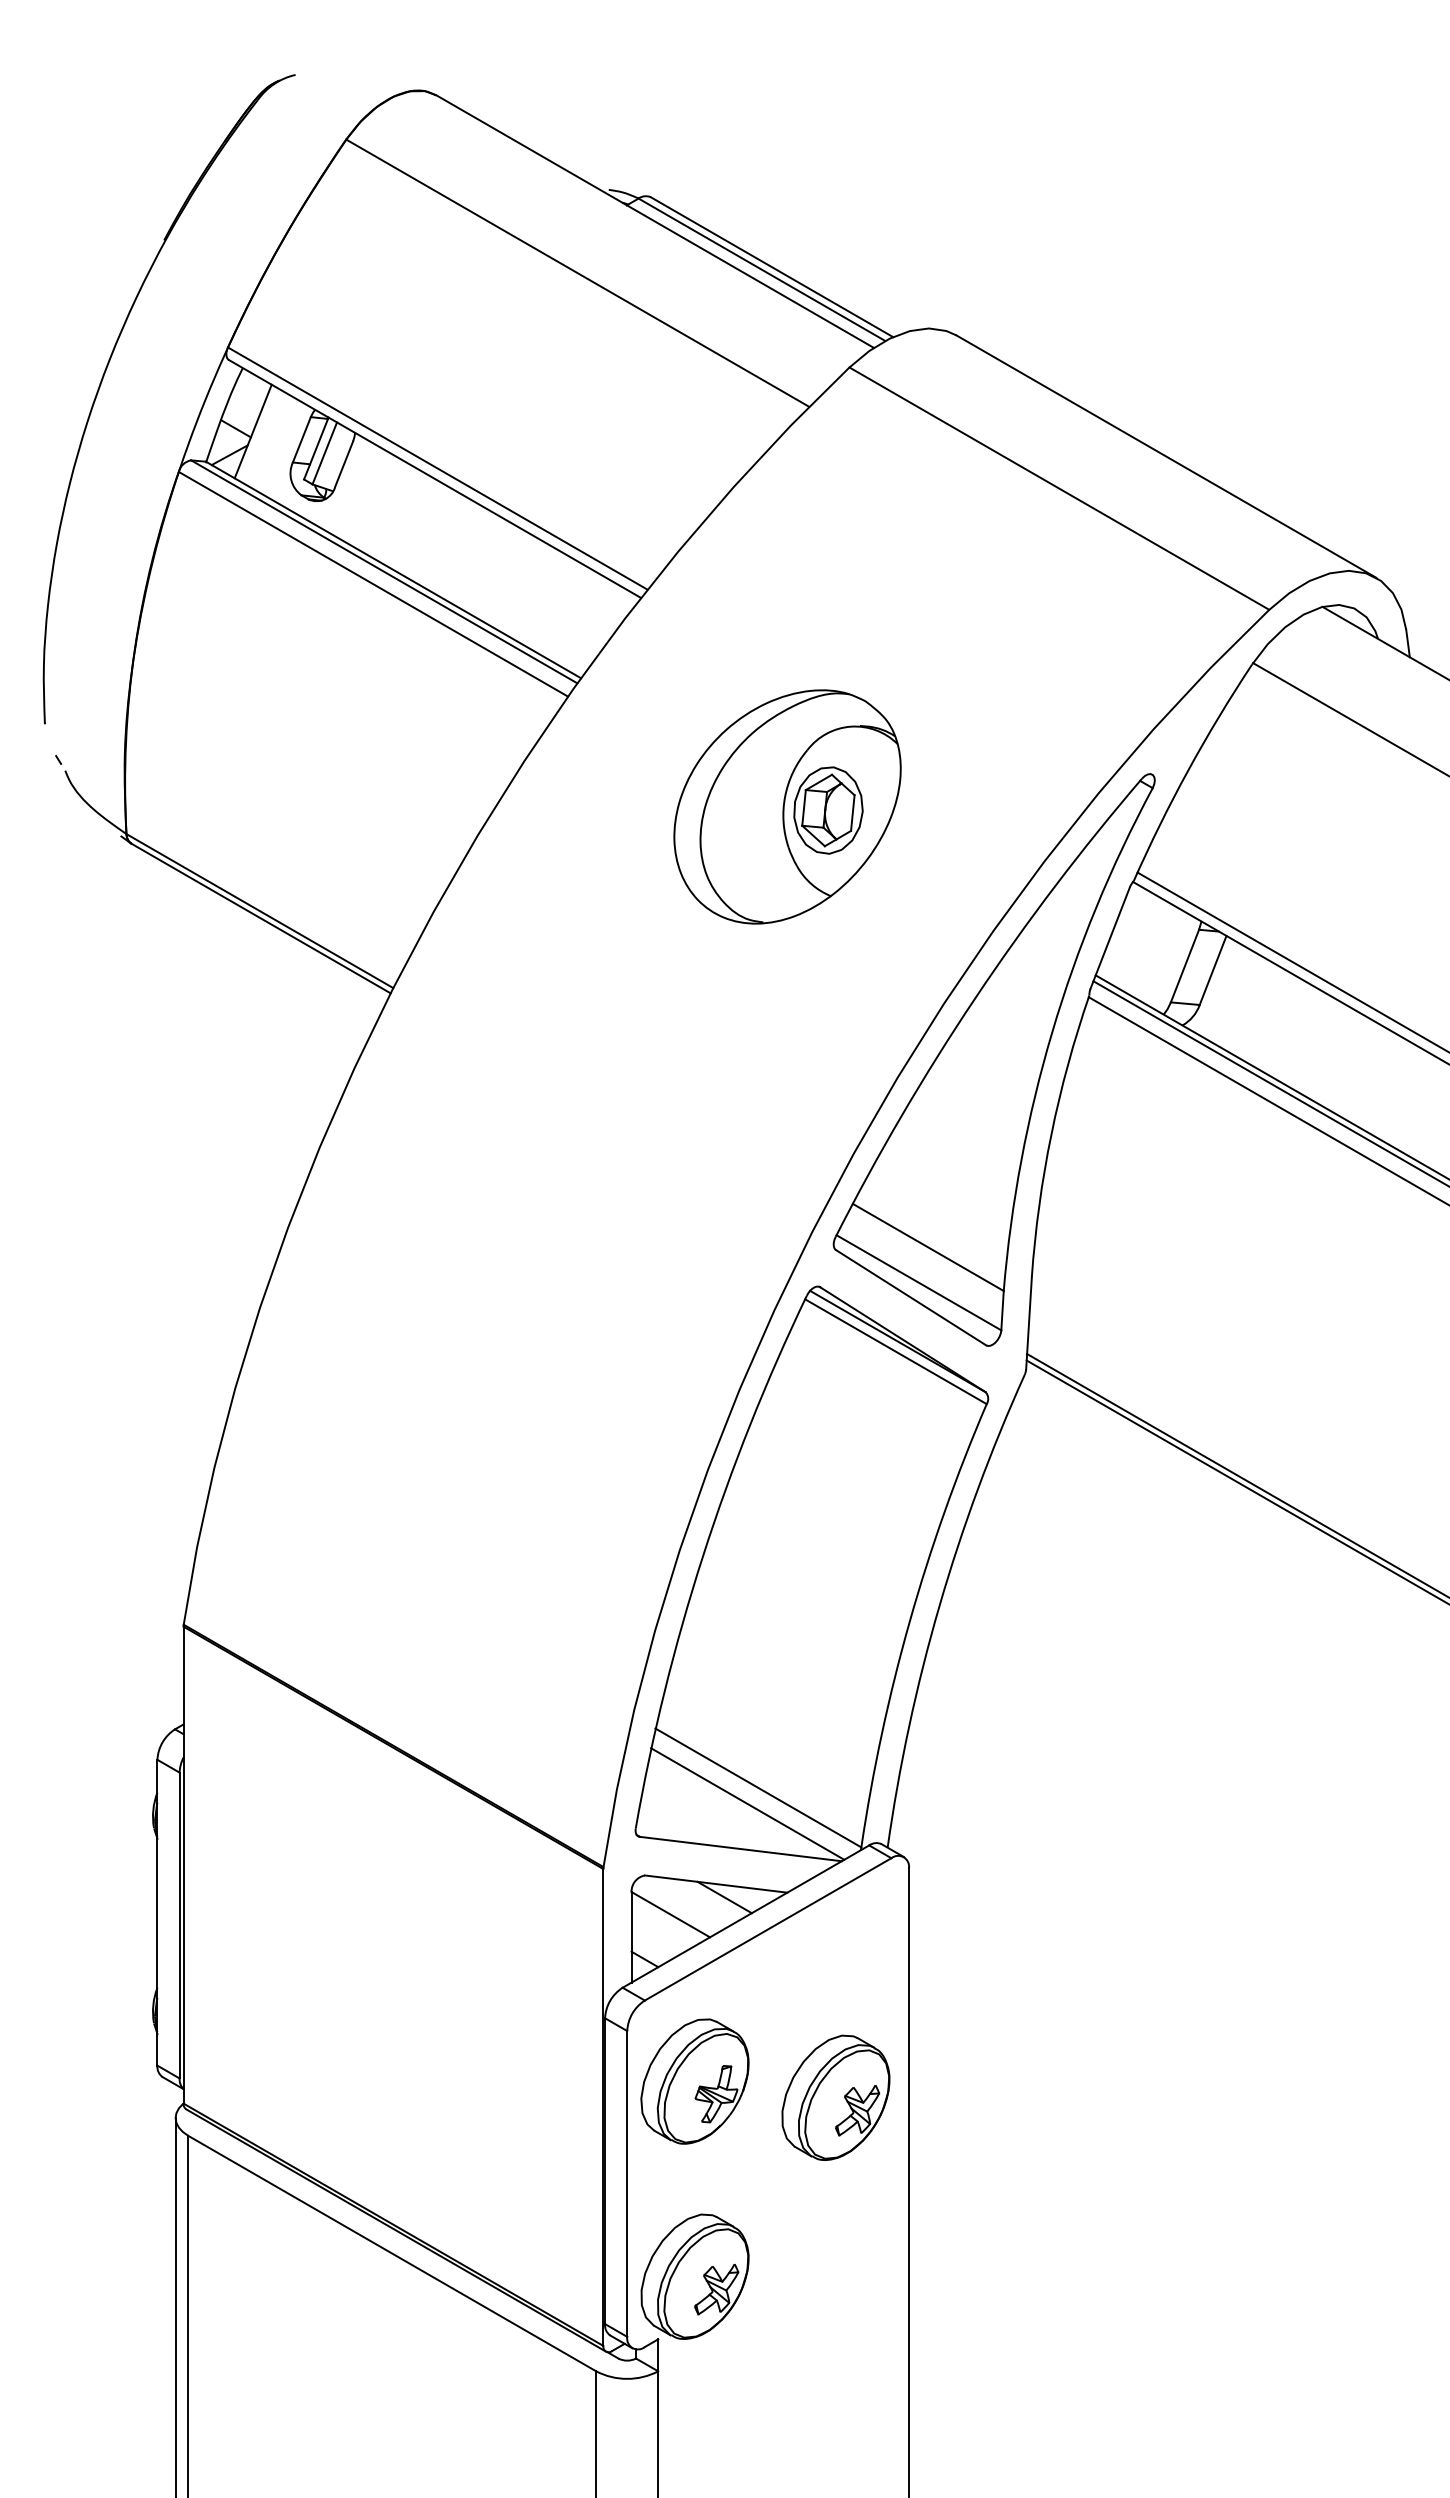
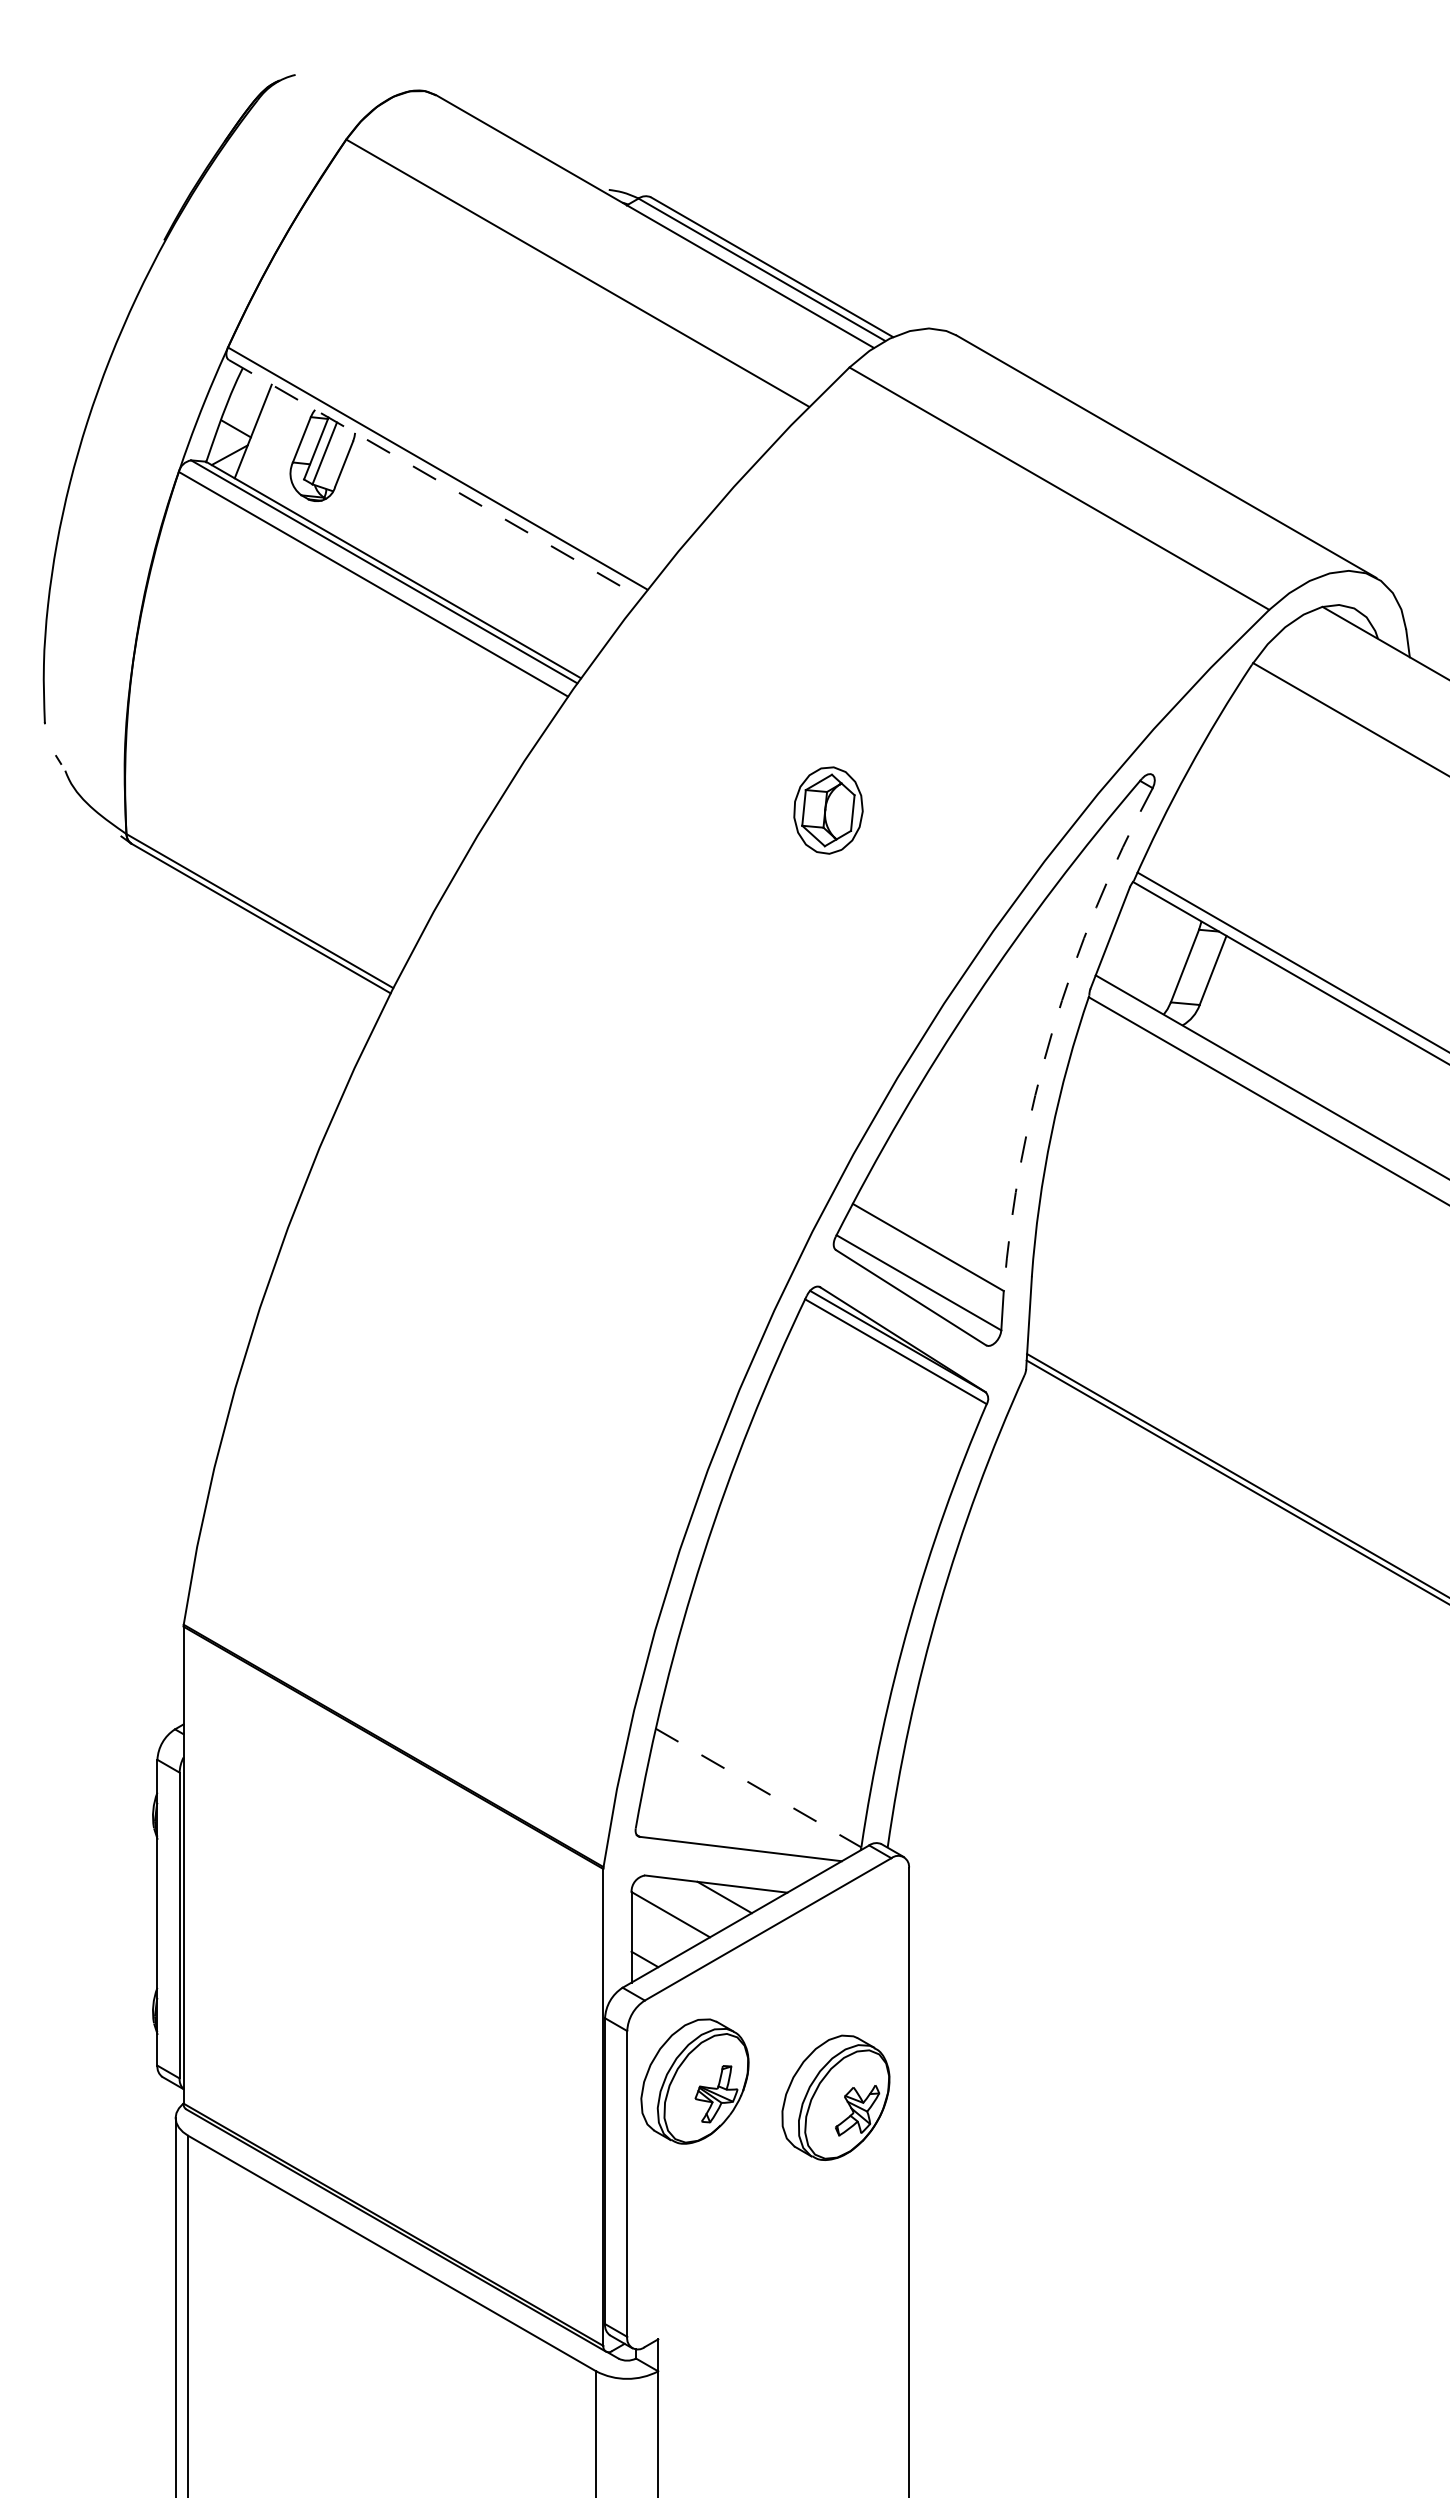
line: solid -> dashed (435, 479)
part: present -> none (787, 806)
arc: solid -> dashed (1052, 1031)
line: present -> none (1269, 1083)
line: solid -> dashed (758, 1787)
line: present -> none (747, 1803)
part: present -> none (694, 2276)
